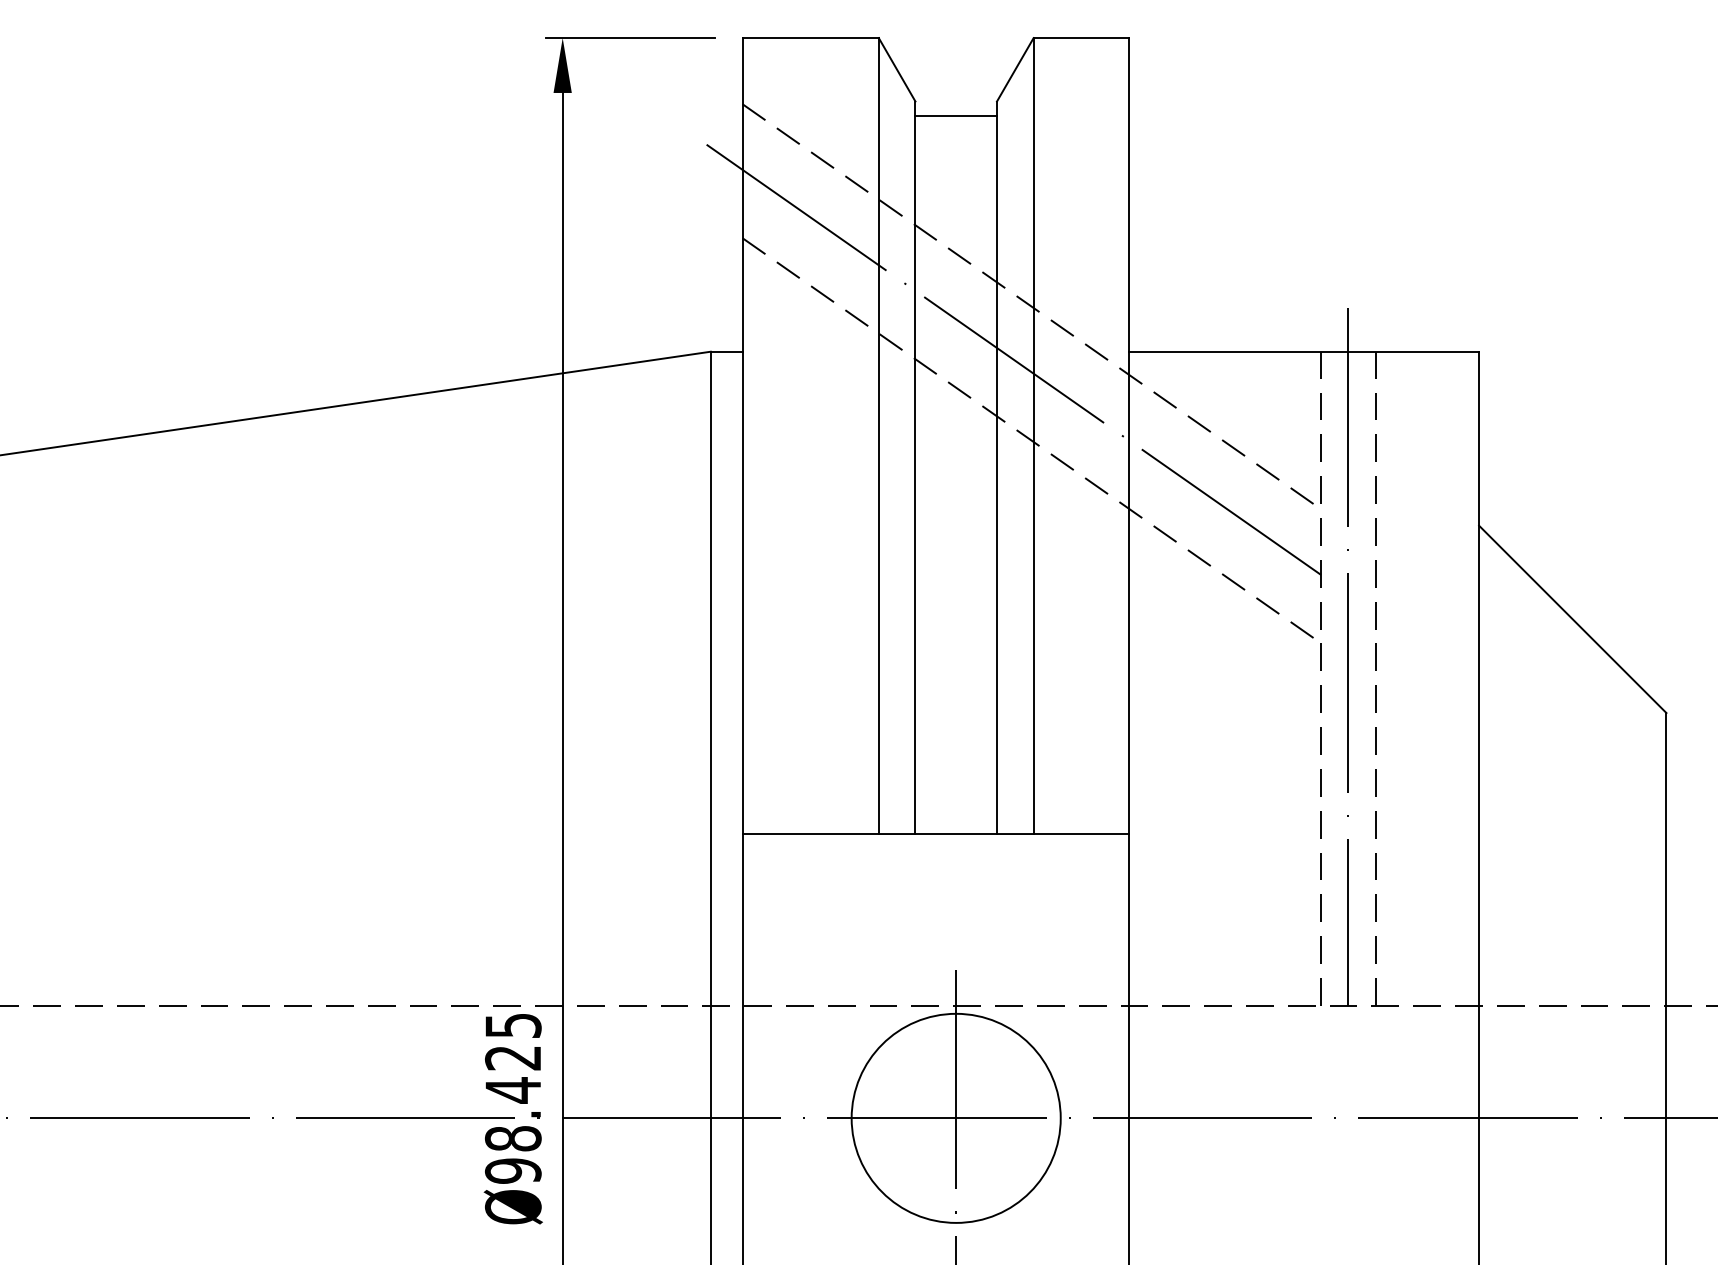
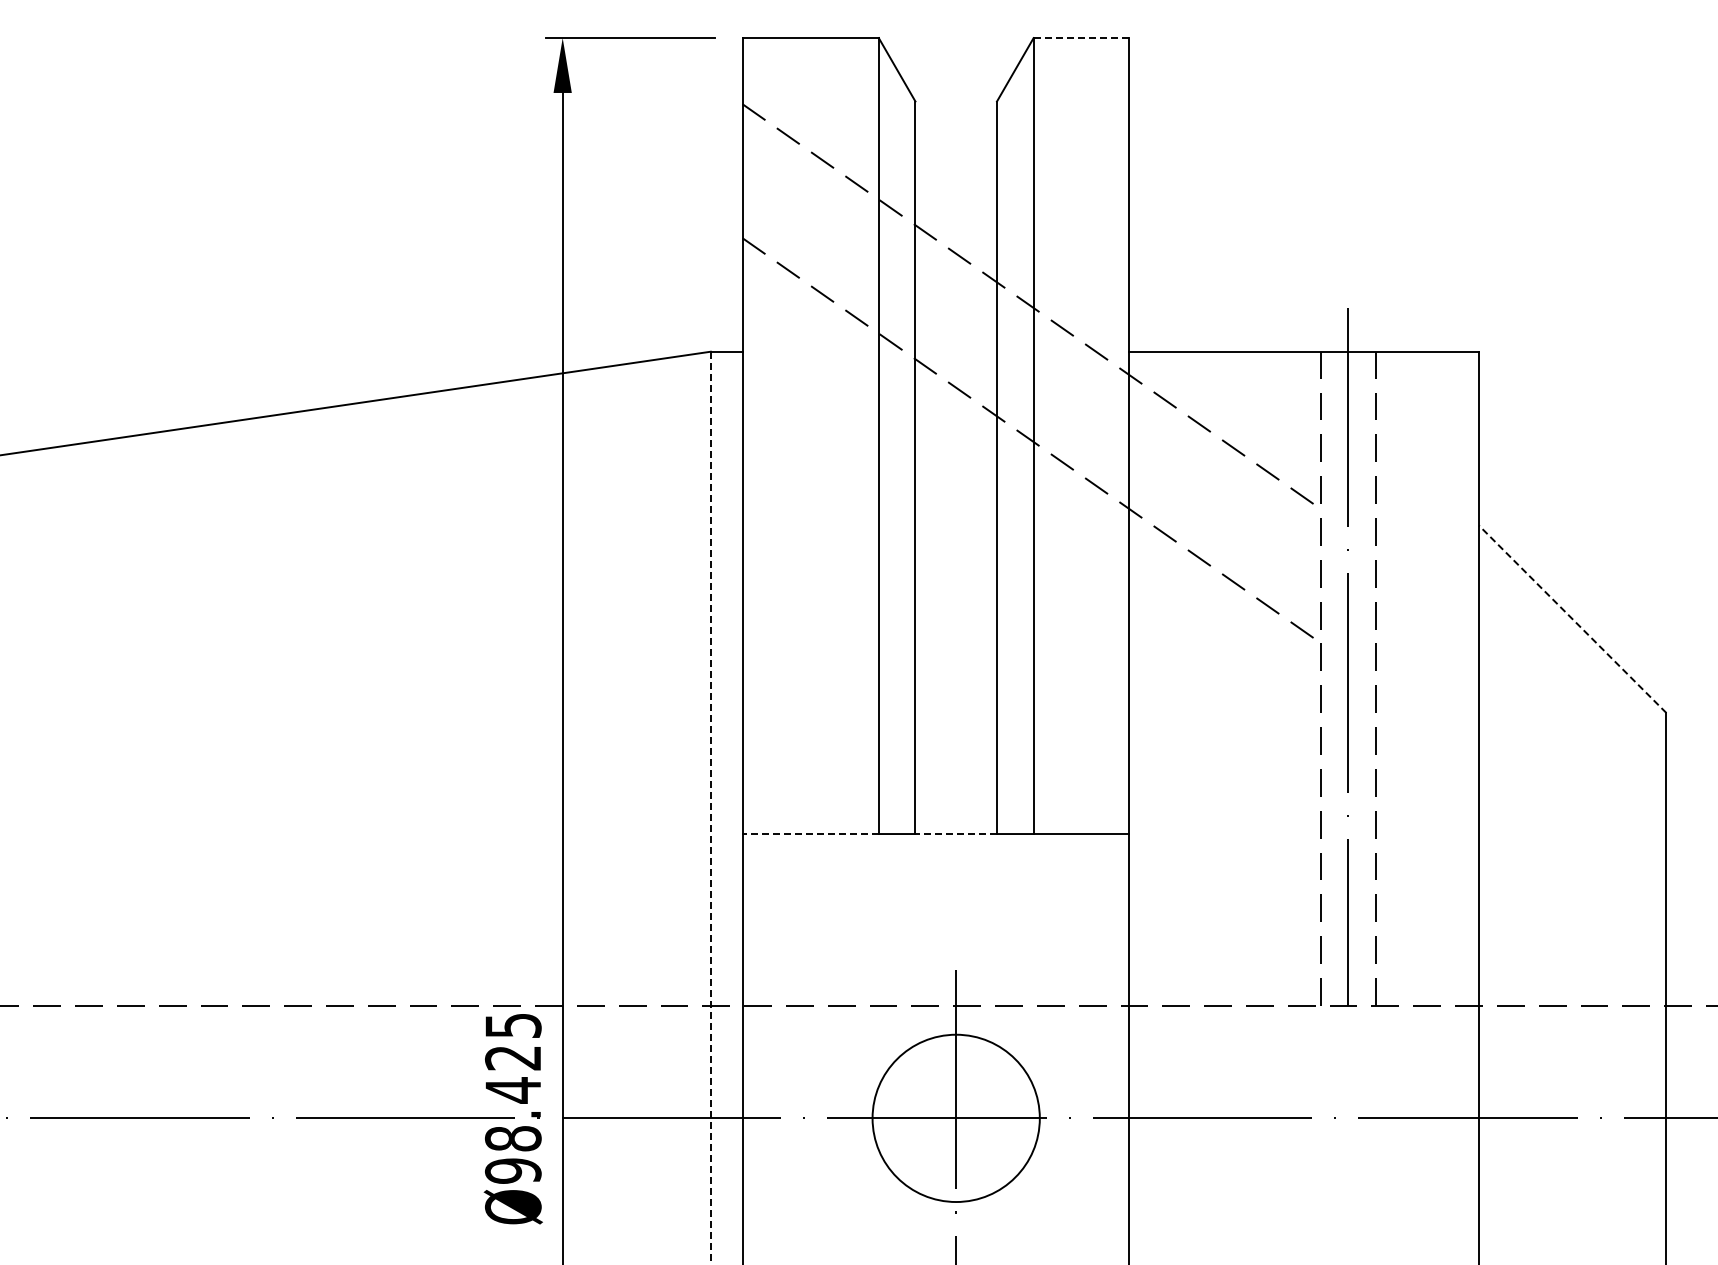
line: solid -> dashed (1081, 38)
line: present -> none (956, 116)
line: present -> none (1013, 359)
line: solid -> dashed (1572, 619)
line: solid -> dashed (710, 808)
line: solid -> dashed (810, 834)
line: solid -> dashed (956, 834)
circle diameter: 209 px -> 167 px (955, 1118)
